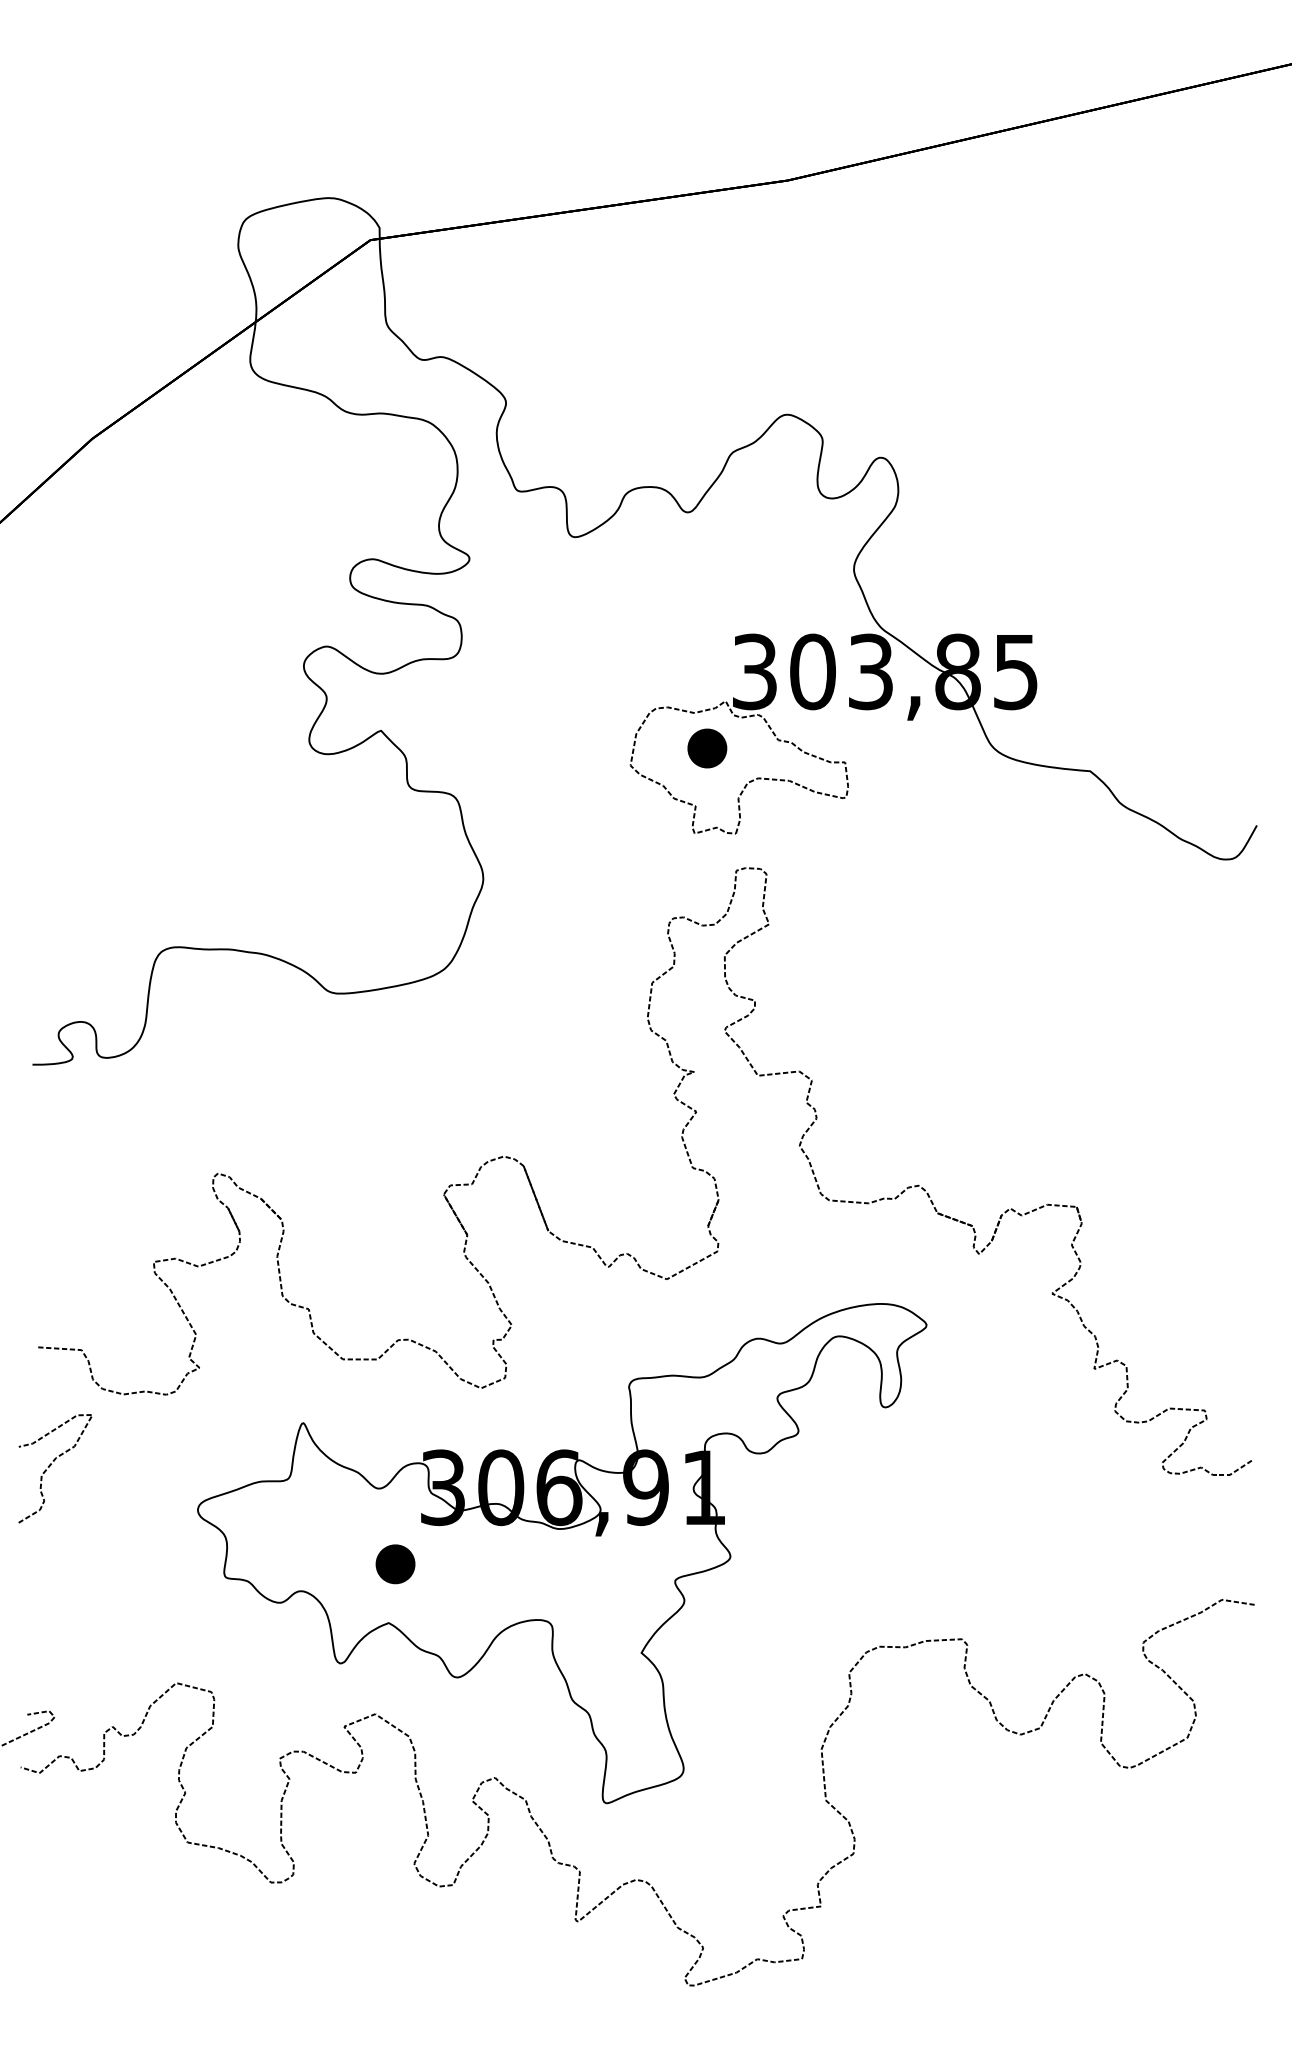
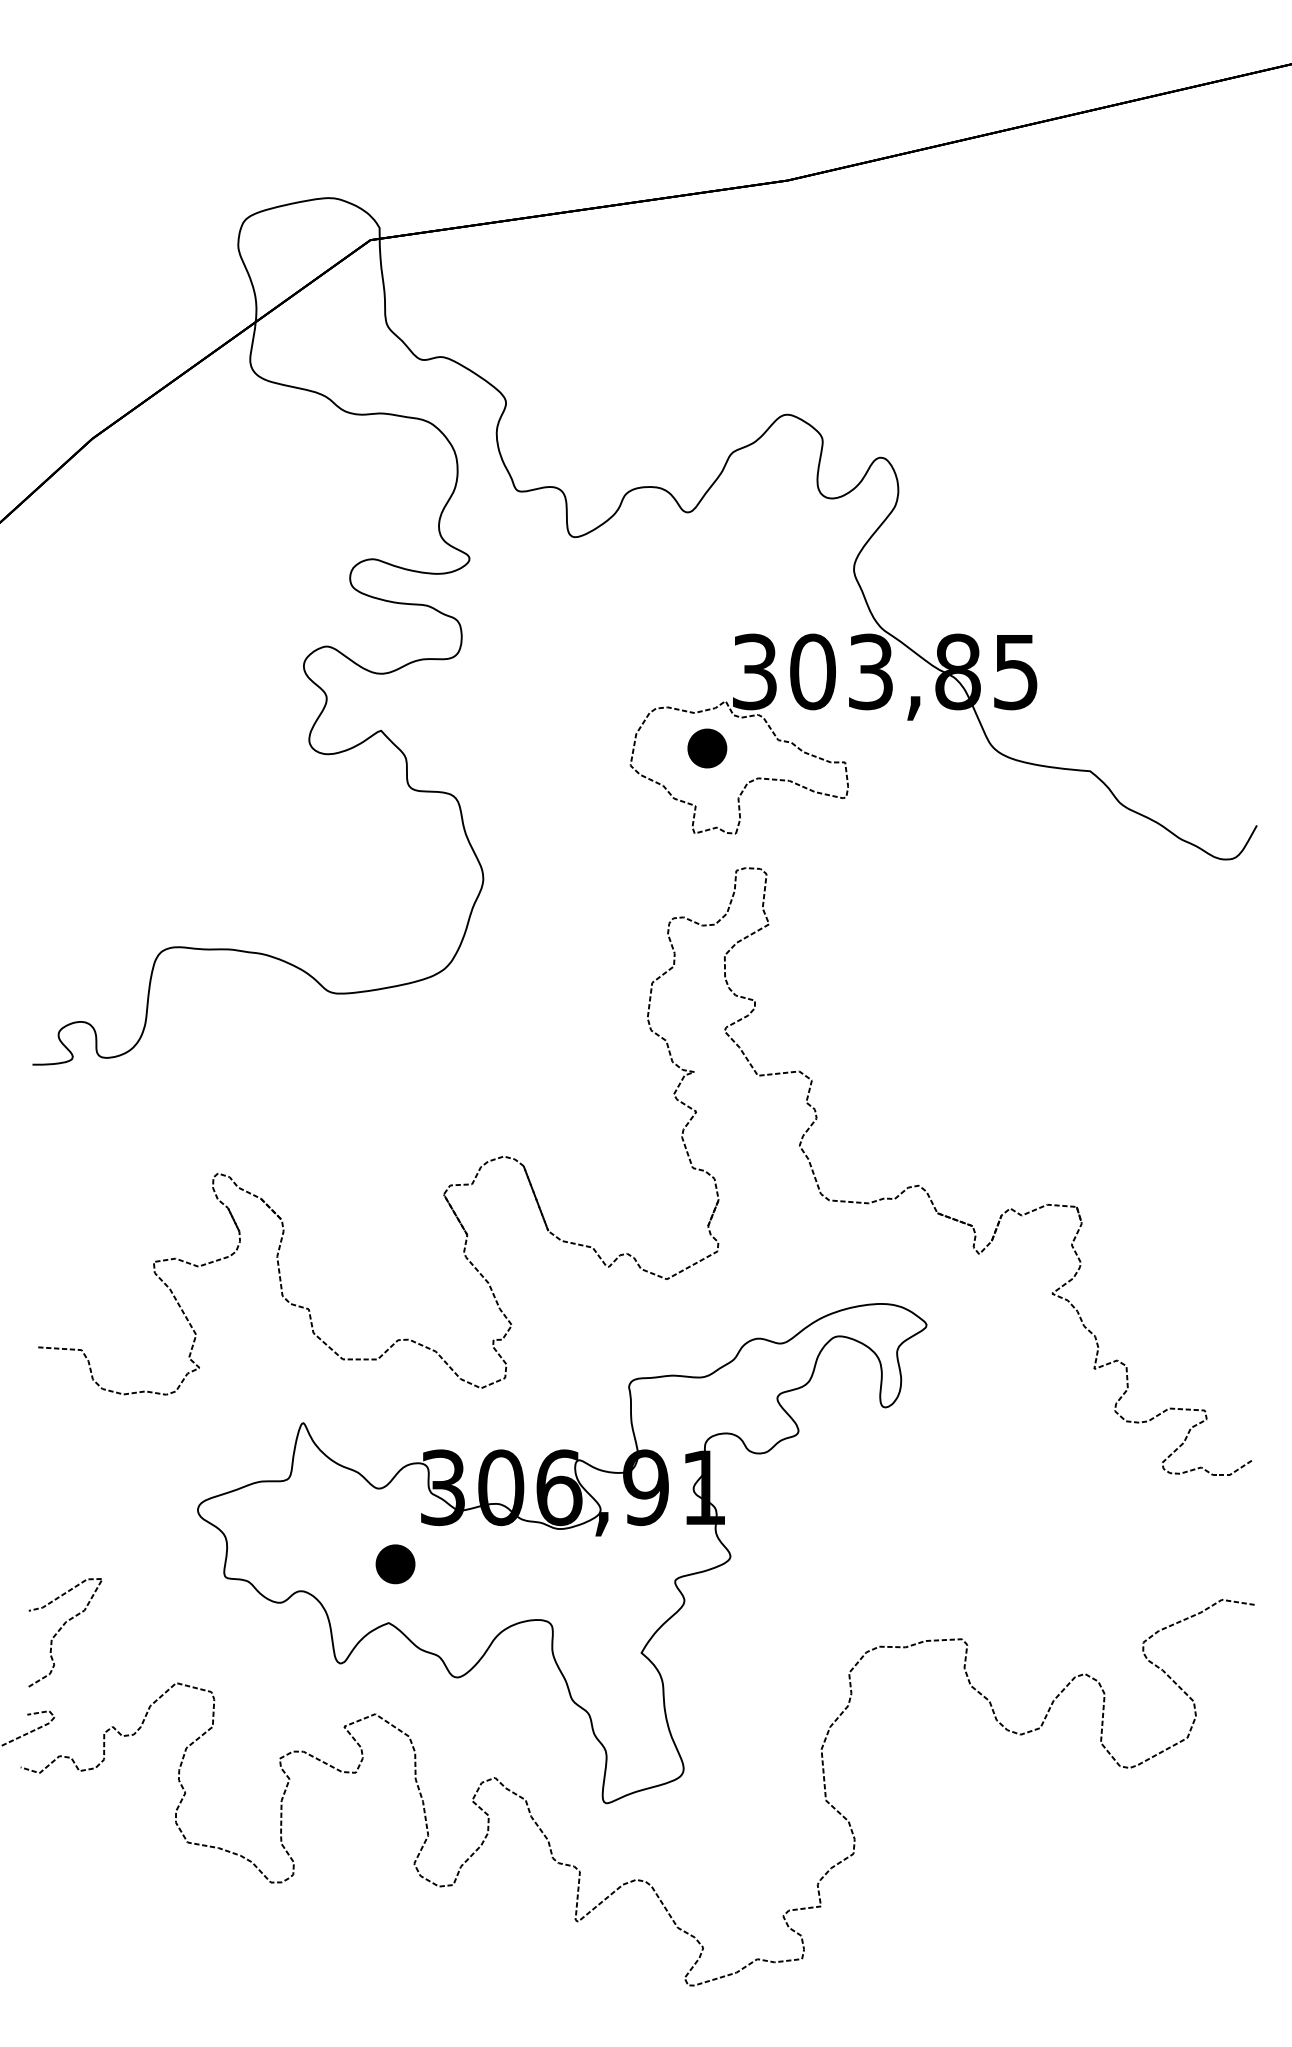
curve position: (51, 1465) -> (61, 1629) (61, 1629)
